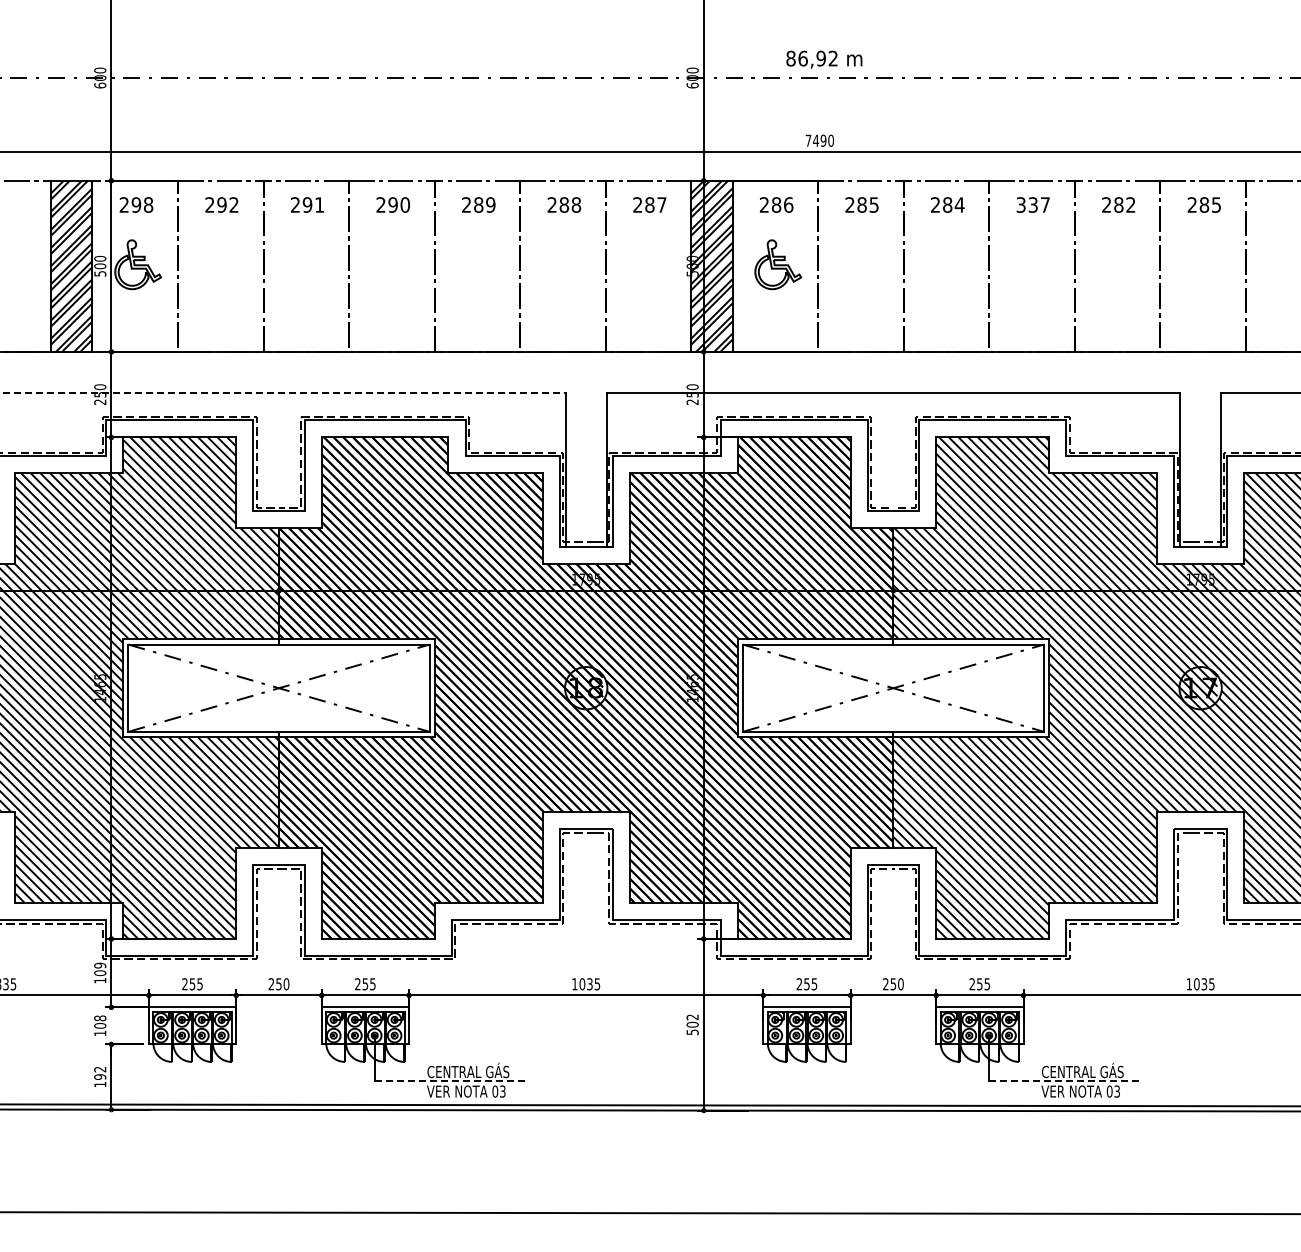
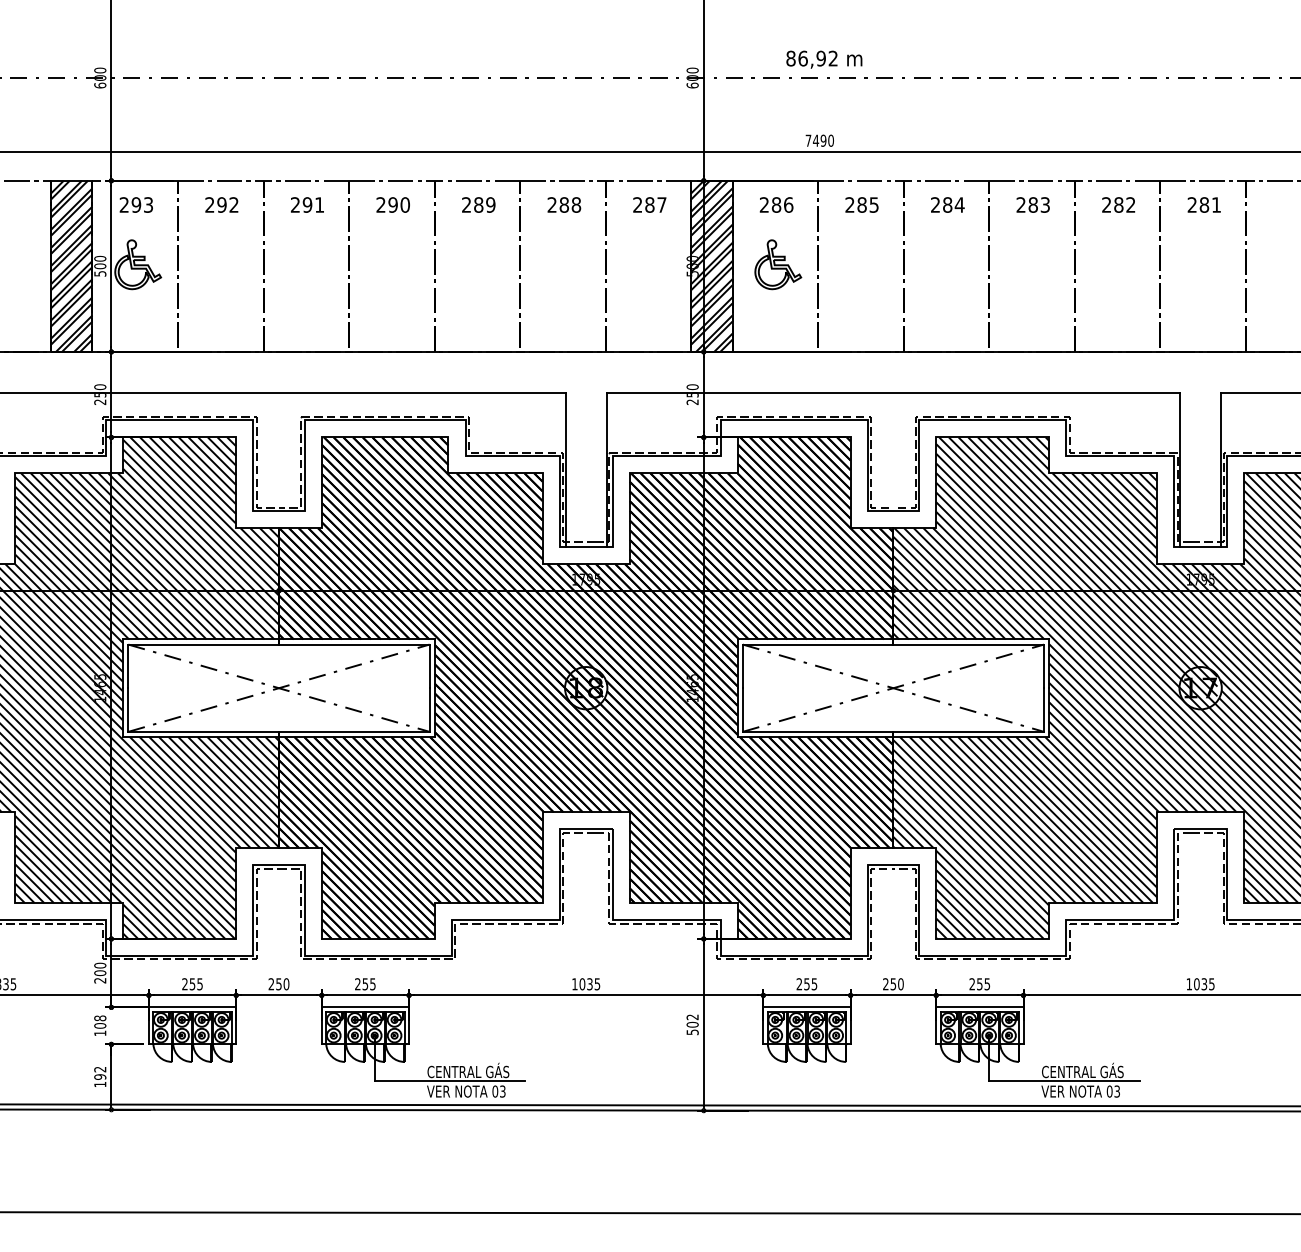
text: 298 -> 293 (148, 204)
text: 337 -> 283 (1032, 204)
text: 285 -> 281 (1216, 204)
line: dashed -> solid (282, 392)
text: 109 -> 200 (100, 972)
line: dashed -> solid (450, 1081)
line: dashed -> solid (1064, 1081)
